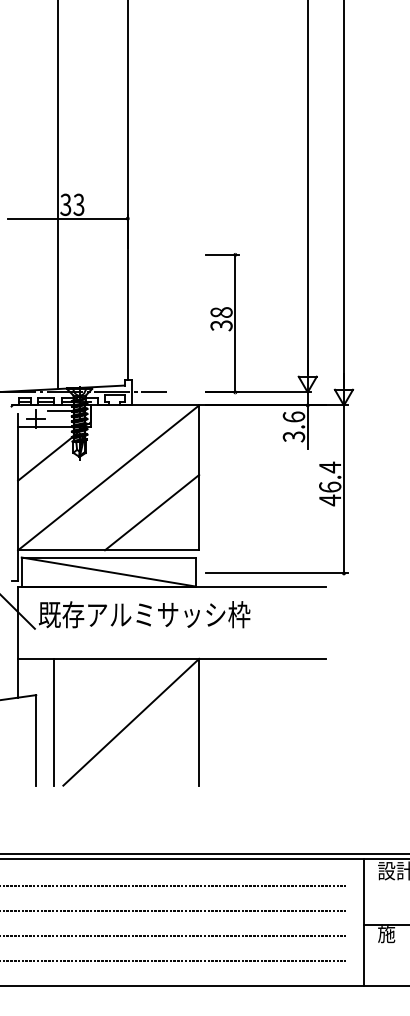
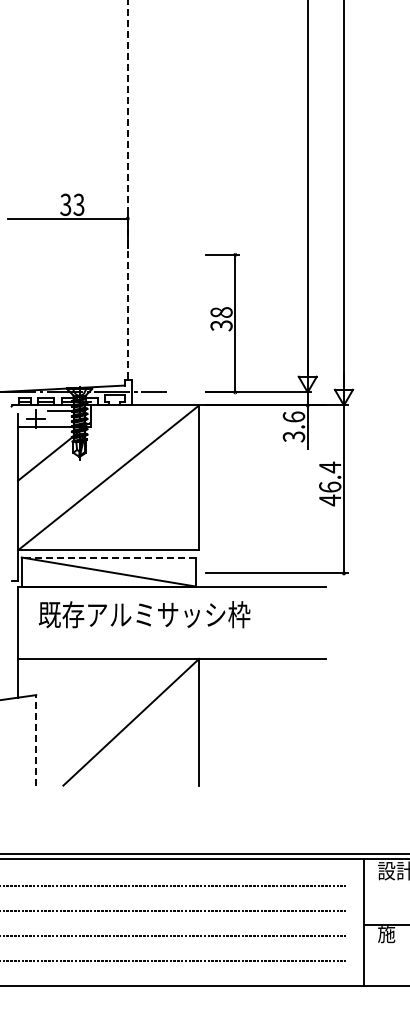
line: solid -> dashed (127, 190)
line: present -> none (57, 195)
line: present -> none (152, 512)
line: solid -> dashed (108, 557)
line: present -> none (18, 612)
line: present -> none (54, 721)
line: solid -> dashed (36, 739)
